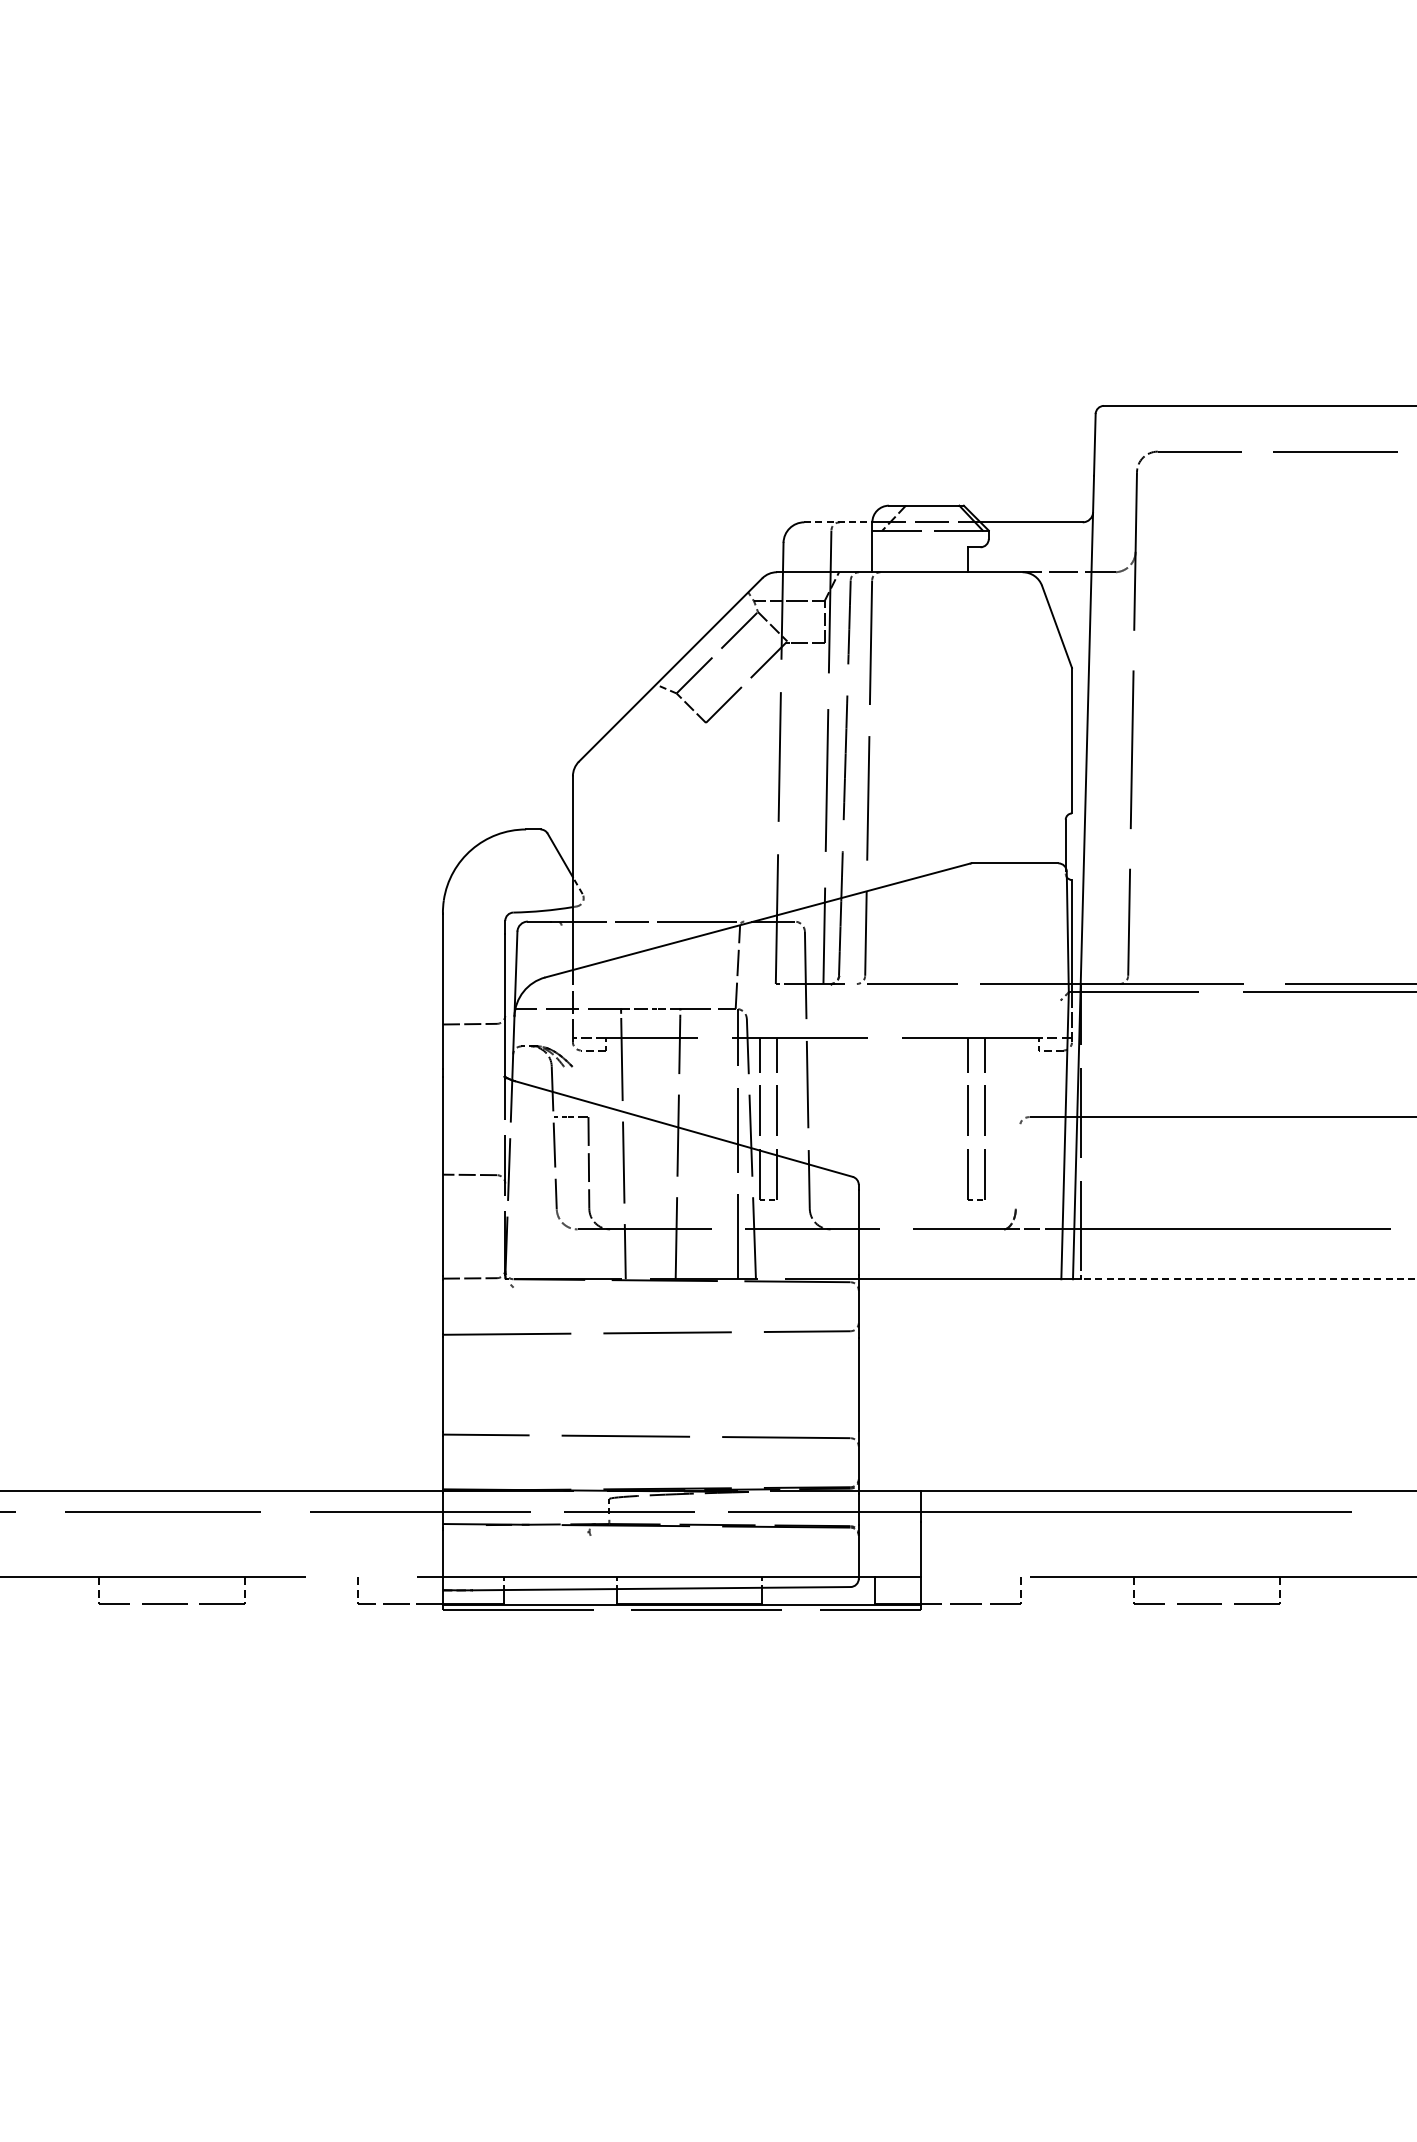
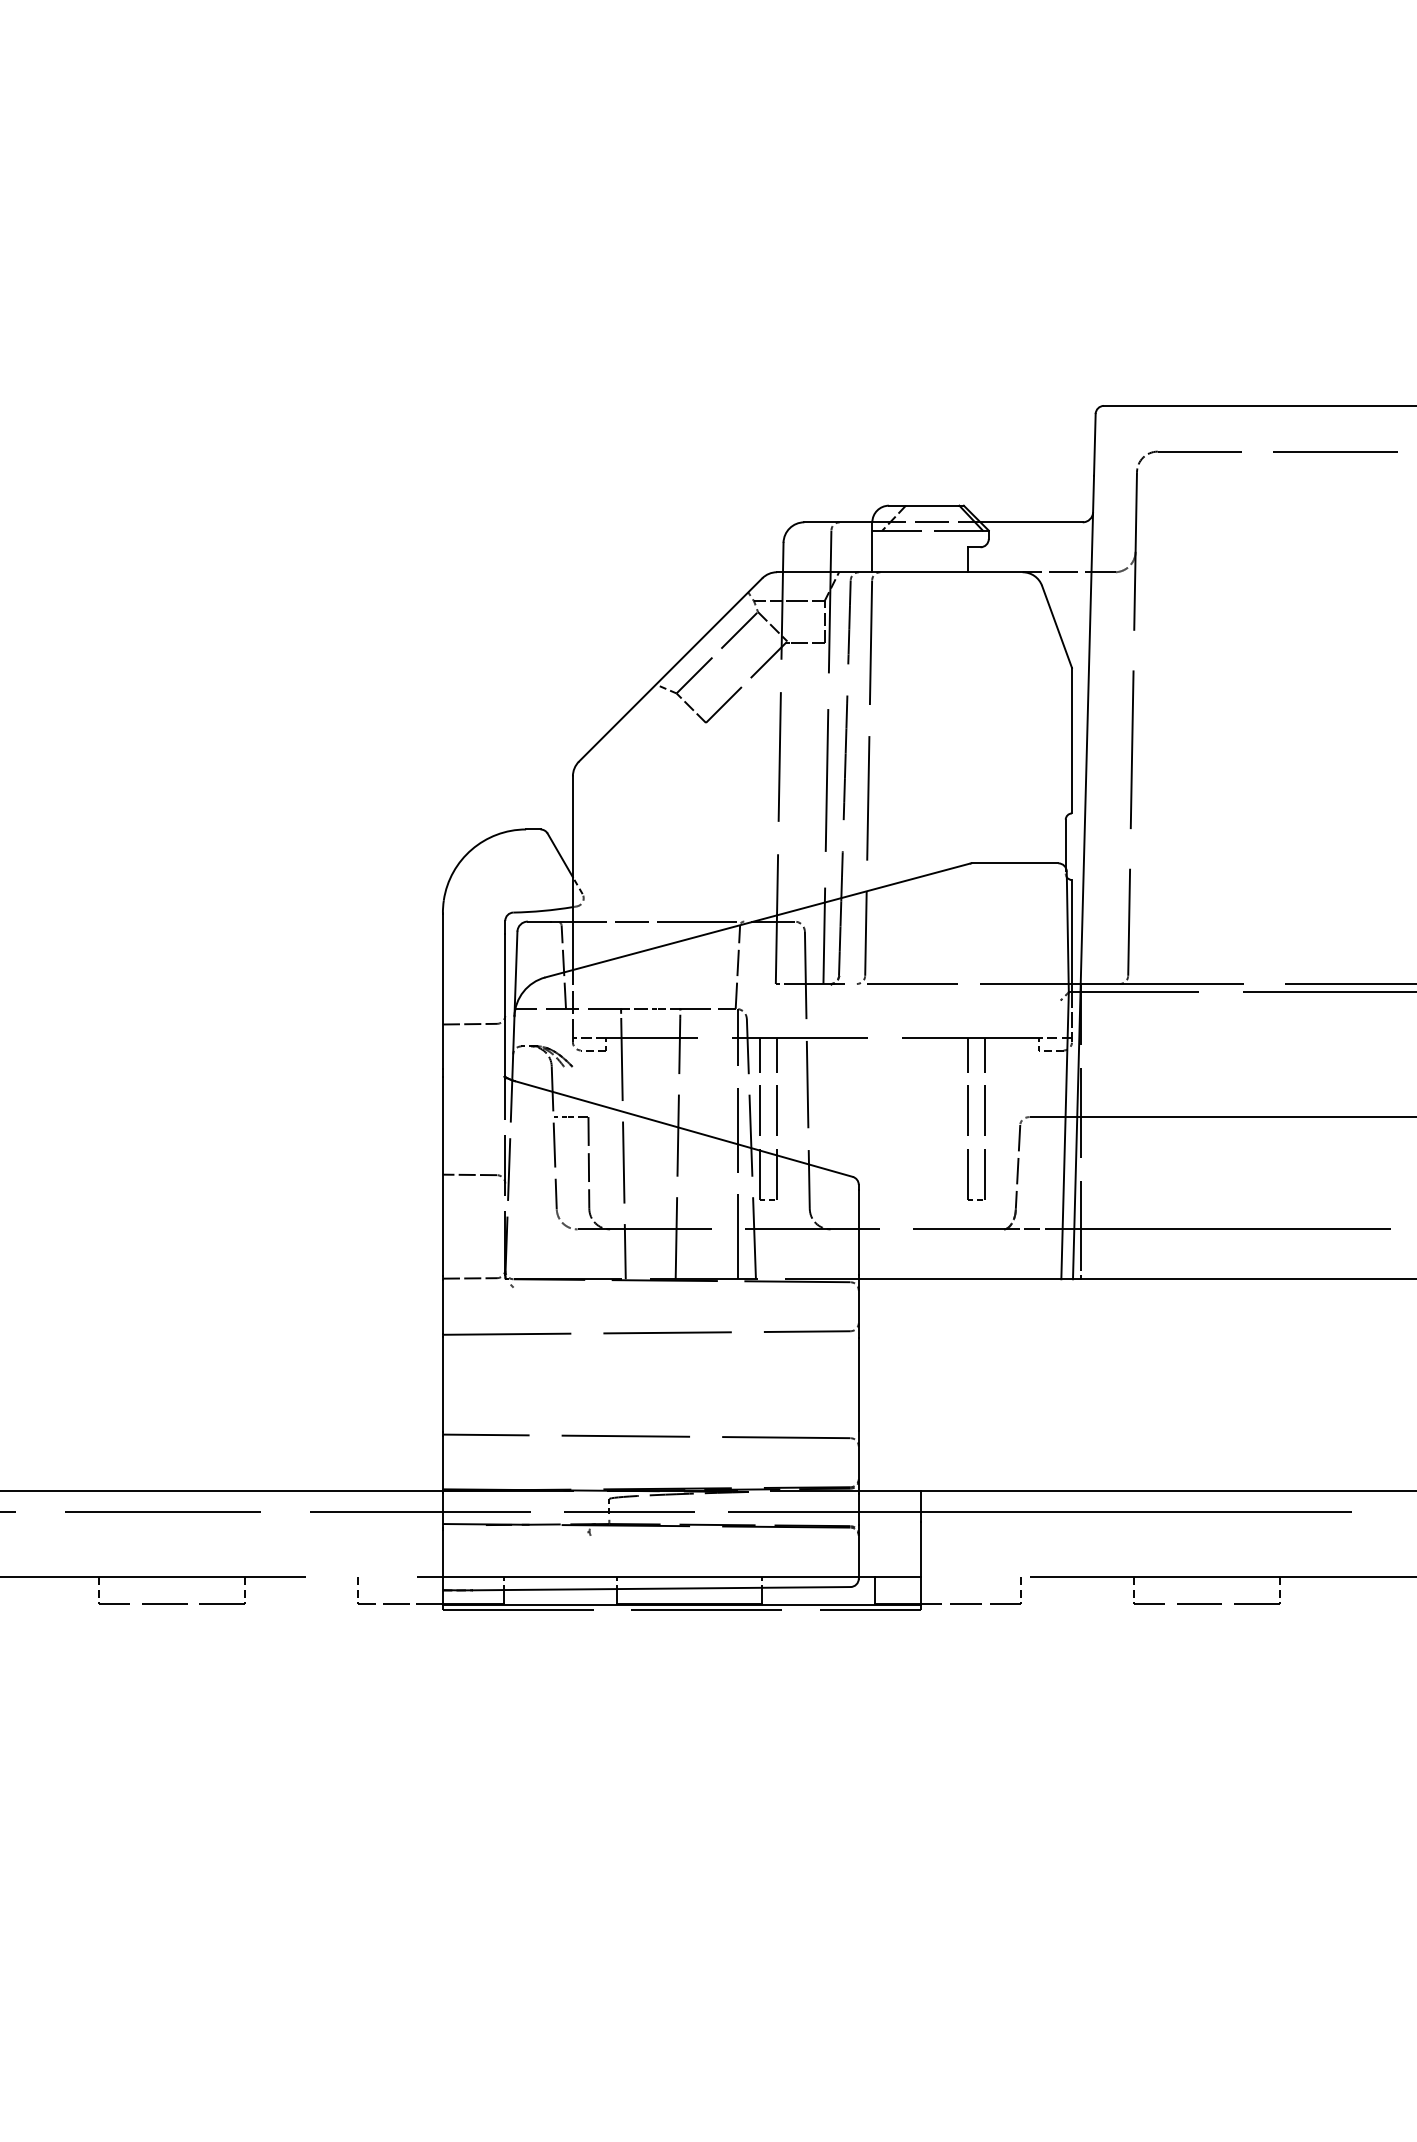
line: dashed -> solid (838, 522)
line: none -> present (563, 966)
line: none -> present (1017, 1166)
line: dashed -> solid (1248, 1279)
